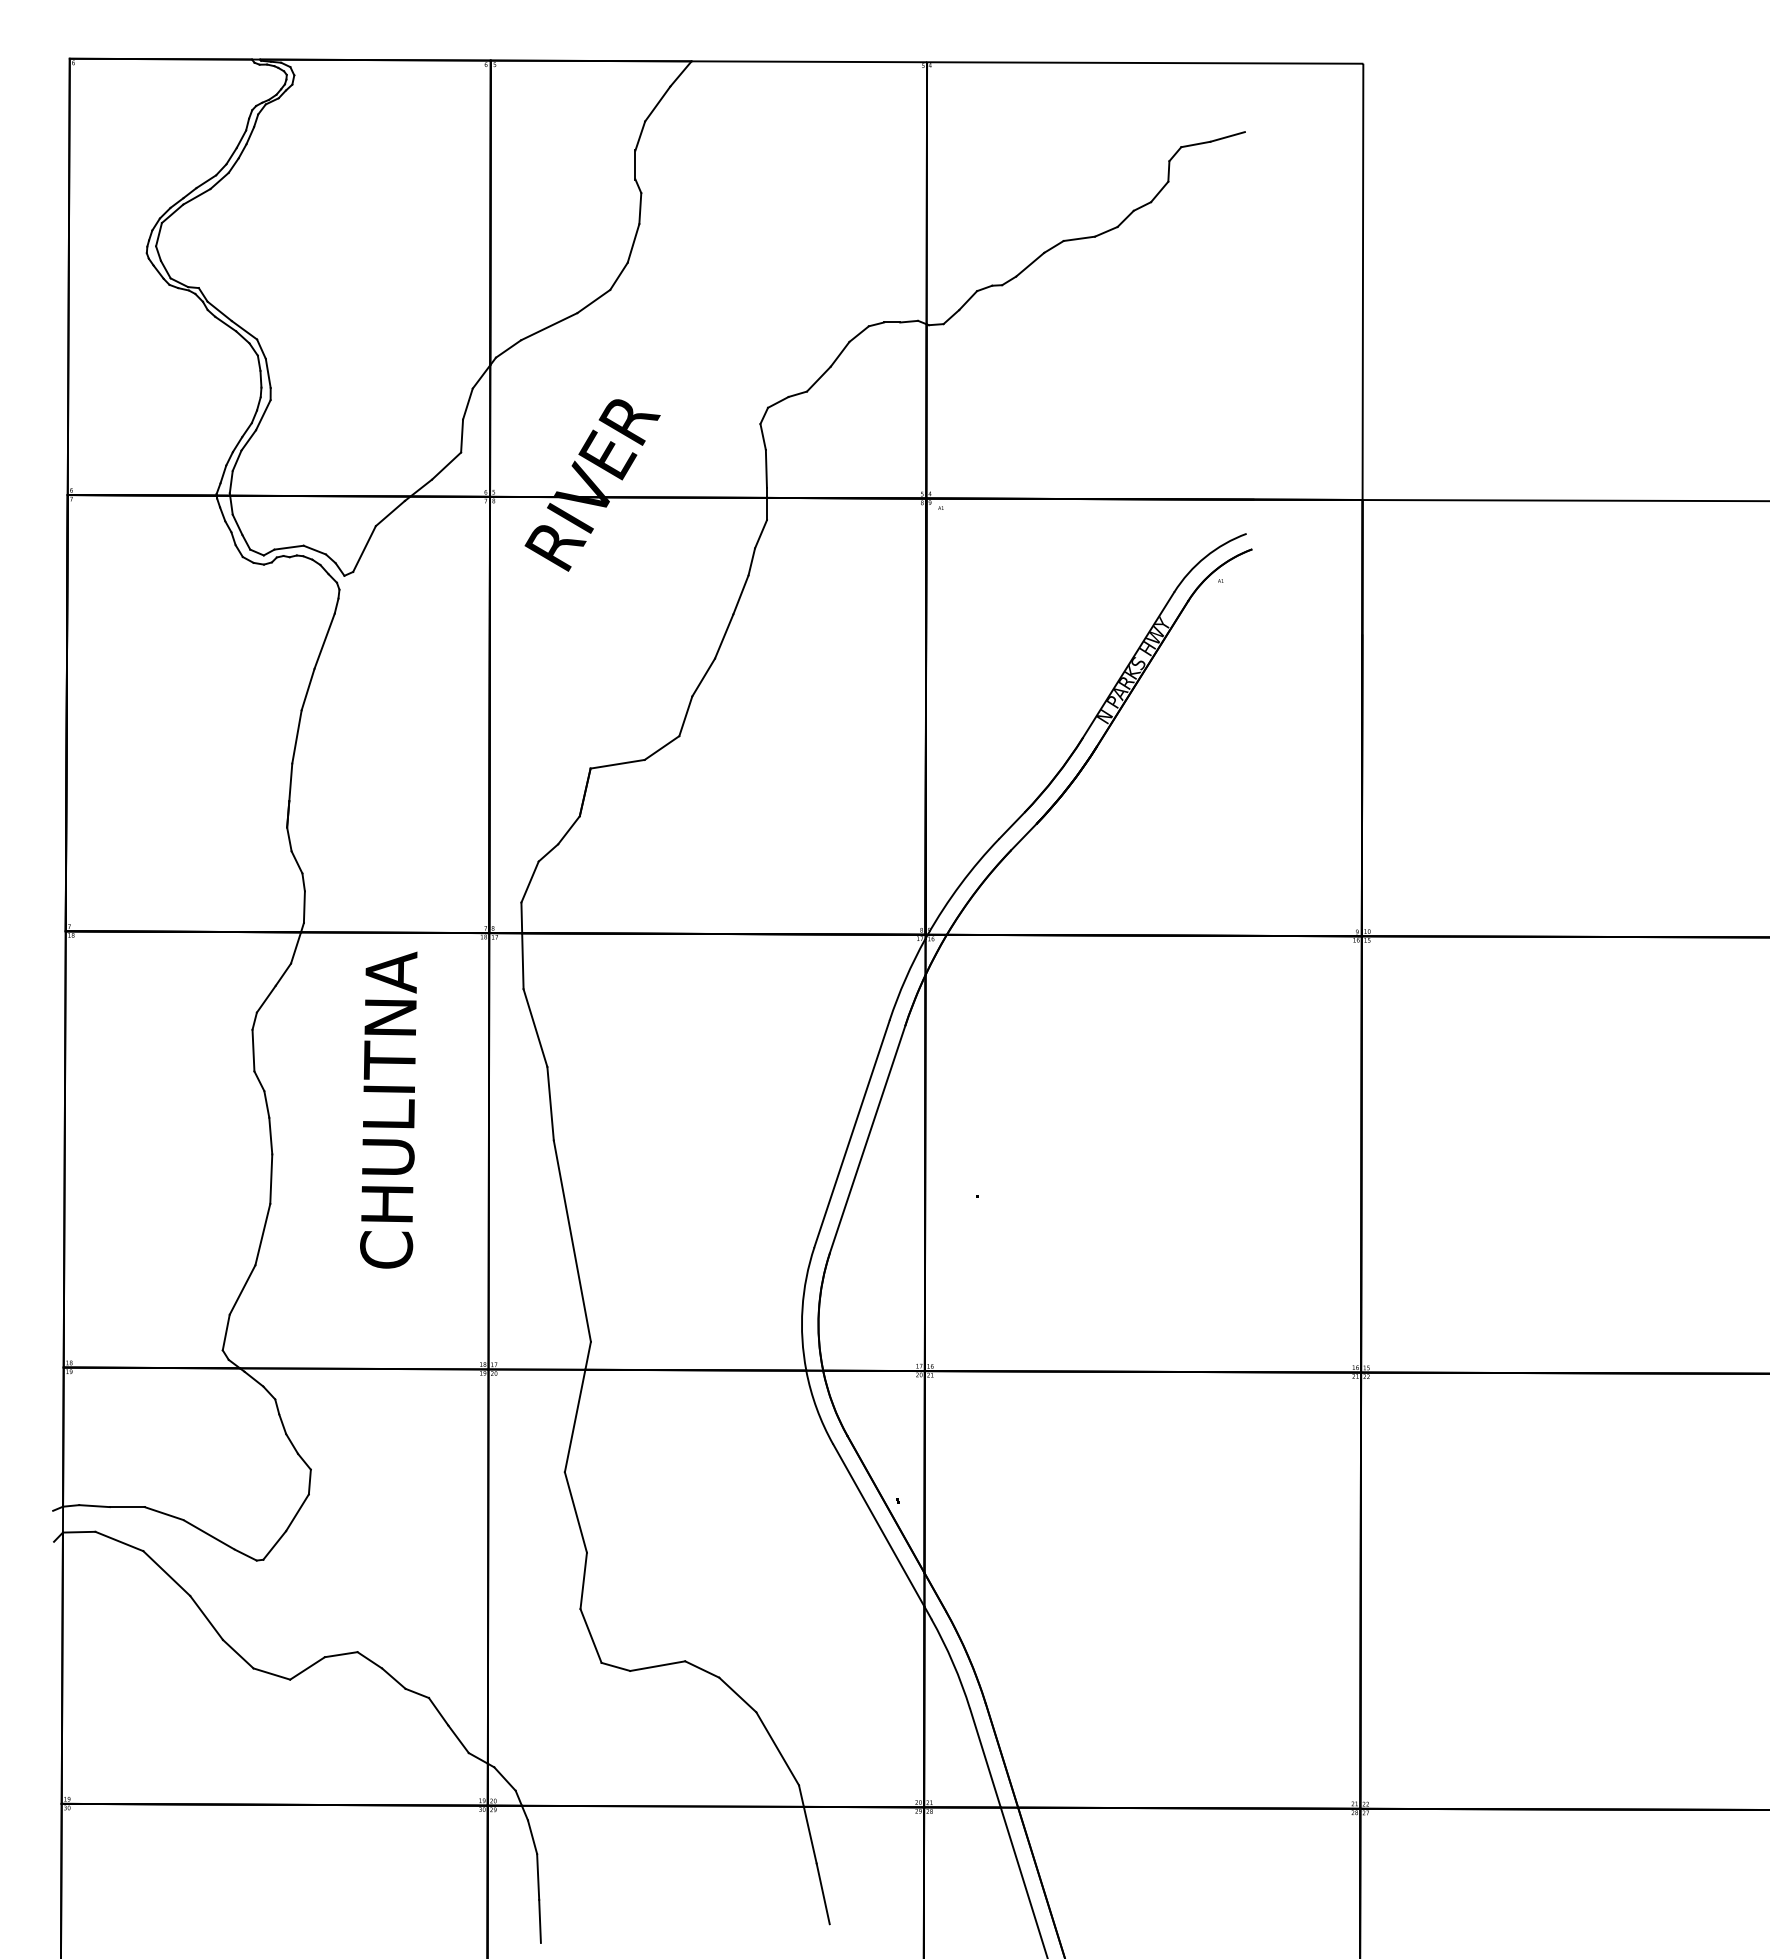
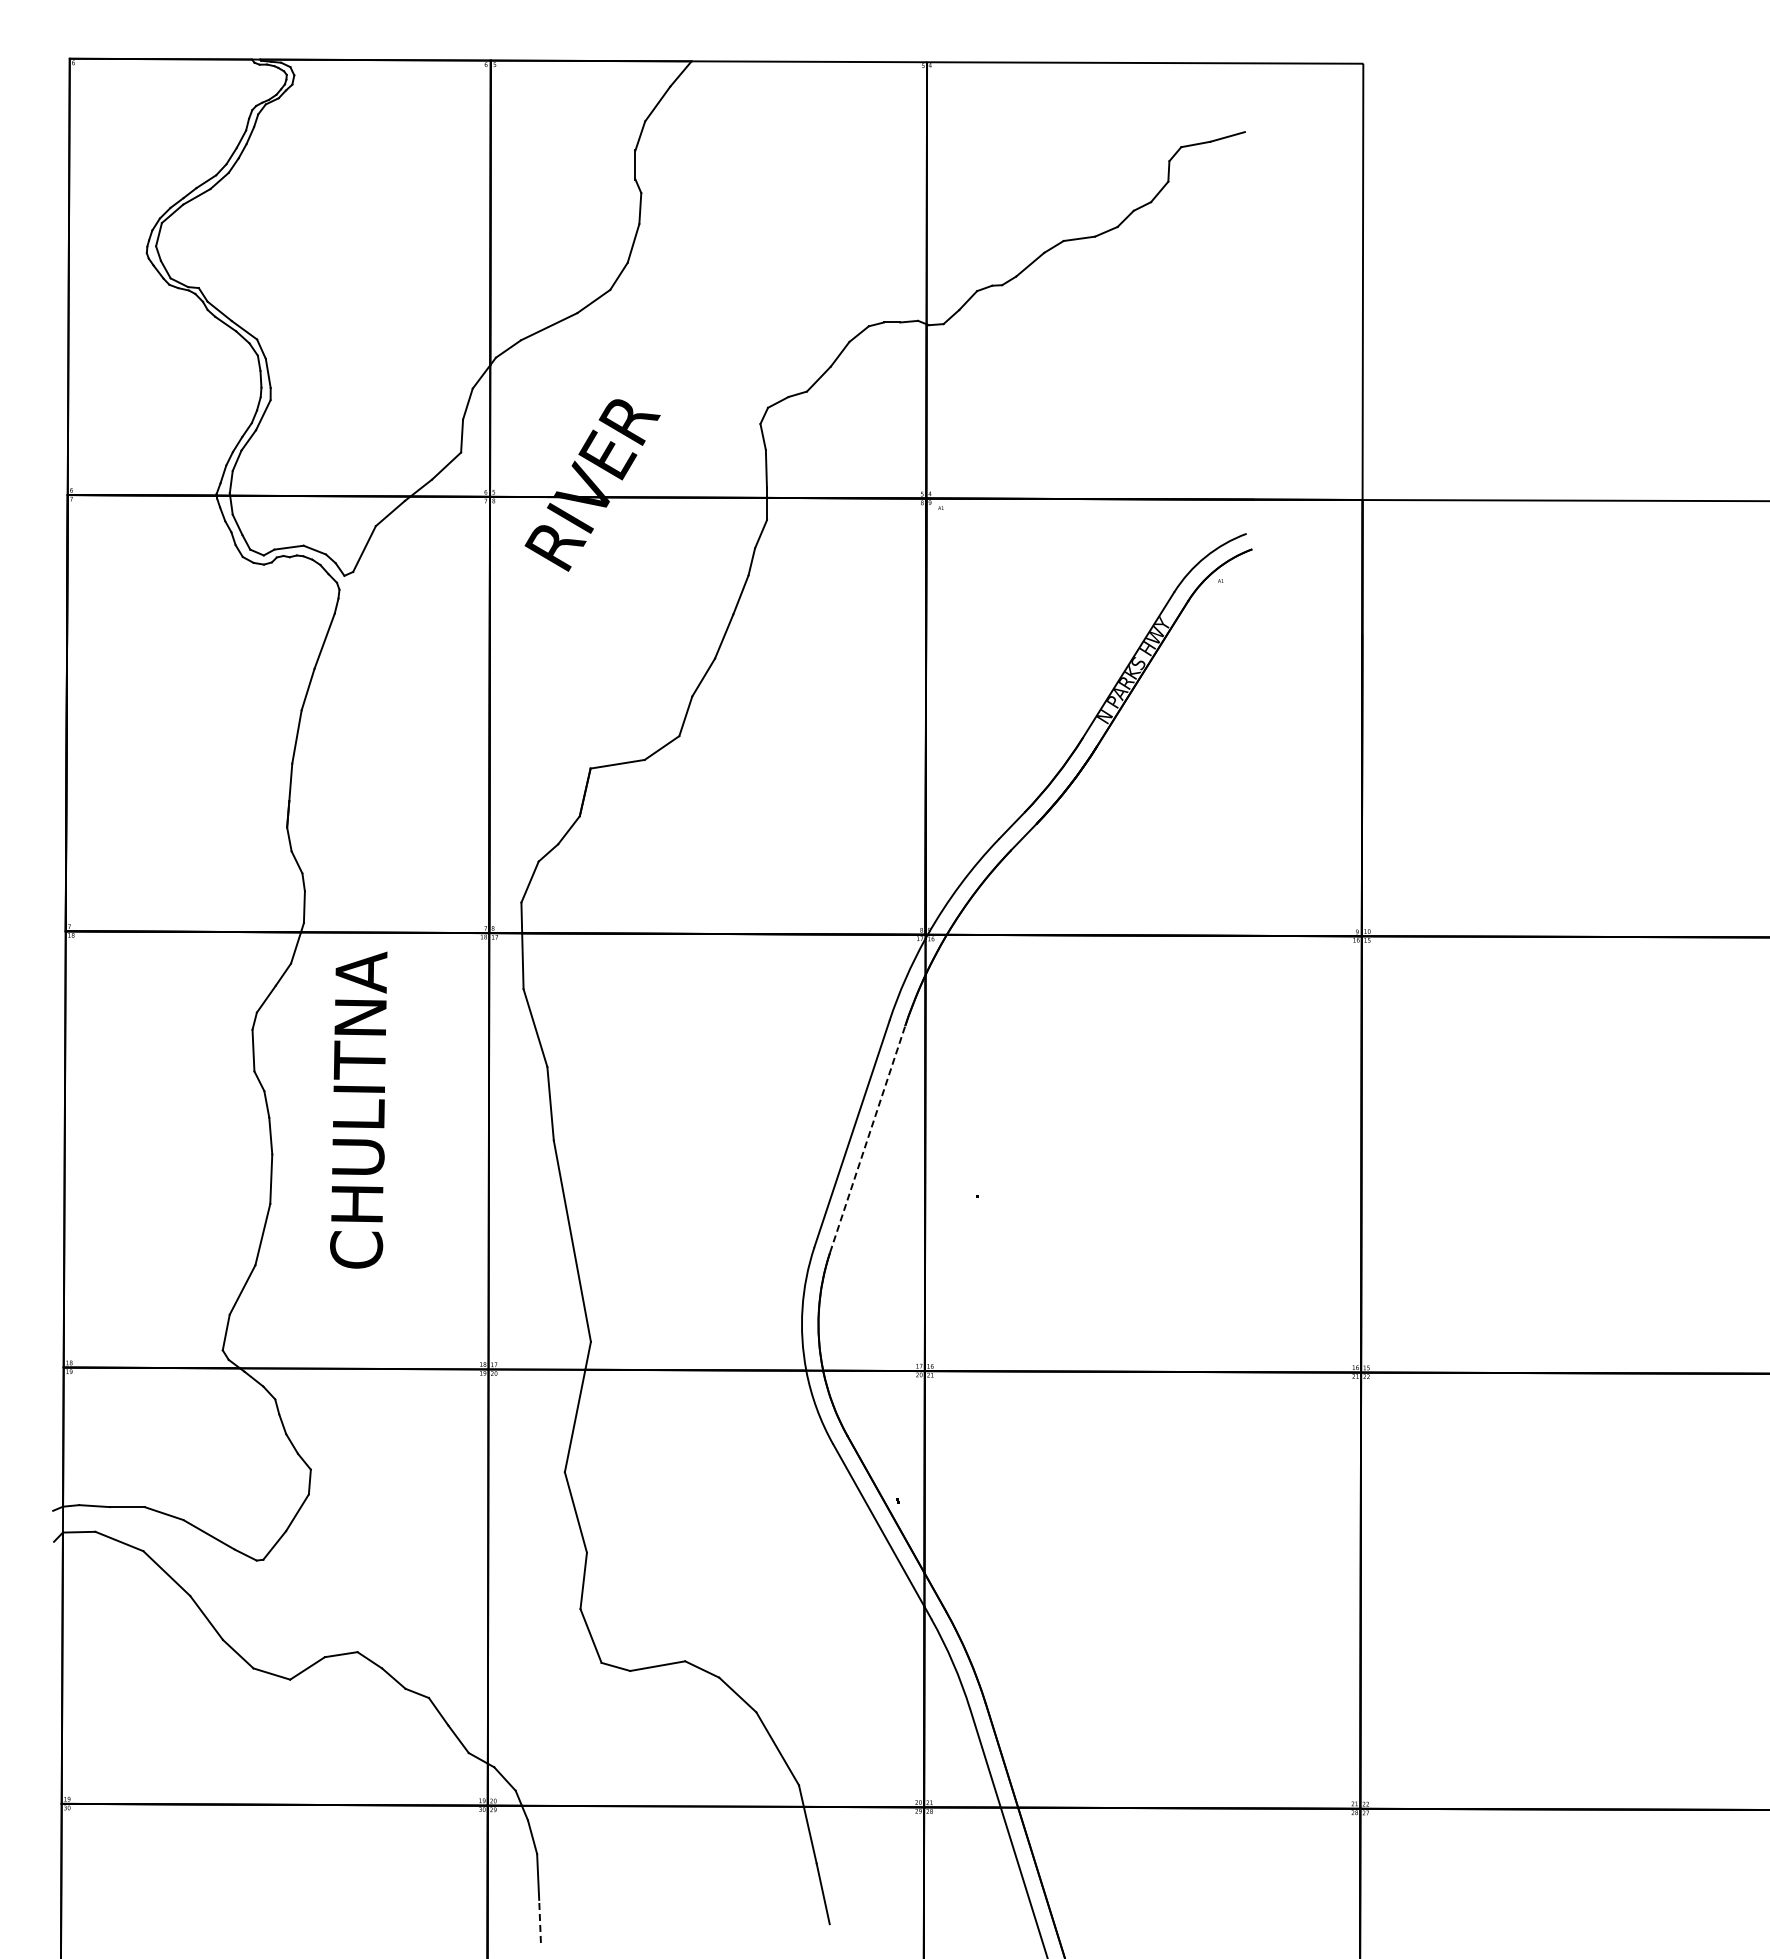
text position: (388, 1109) -> (358, 1109) (358, 1109)
line: solid -> dashed (867, 1138)
line: solid -> dashed (540, 1921)
